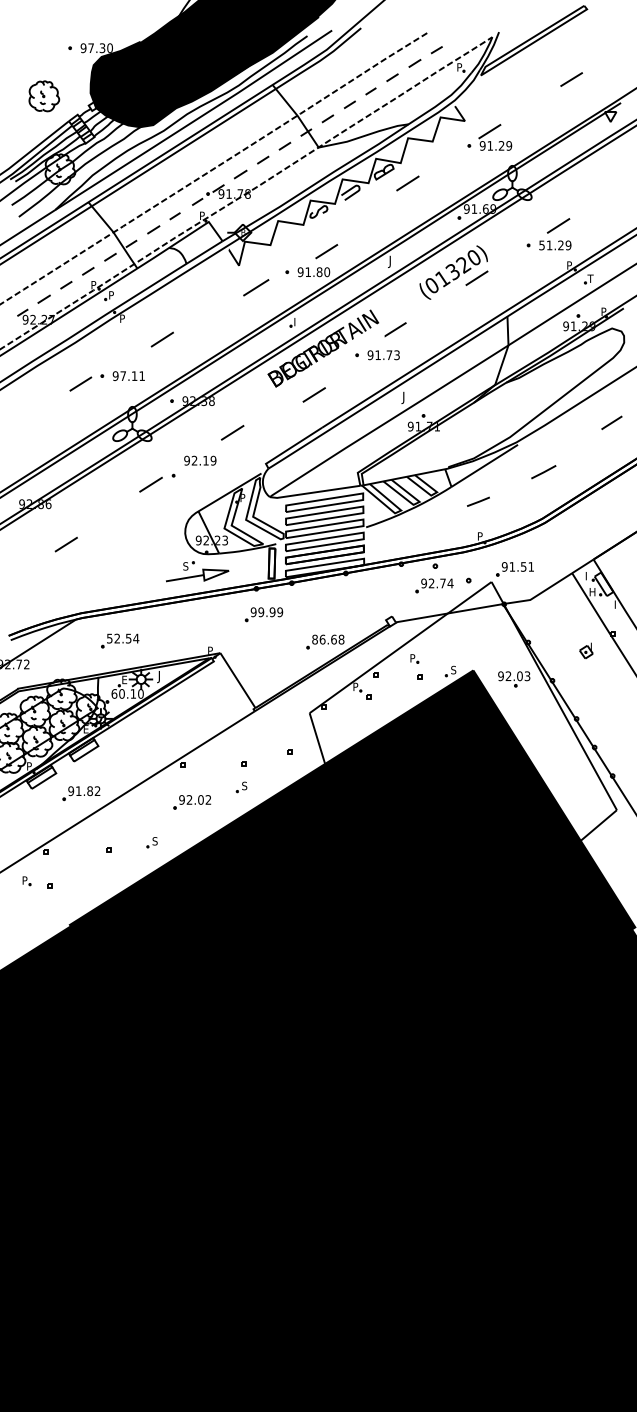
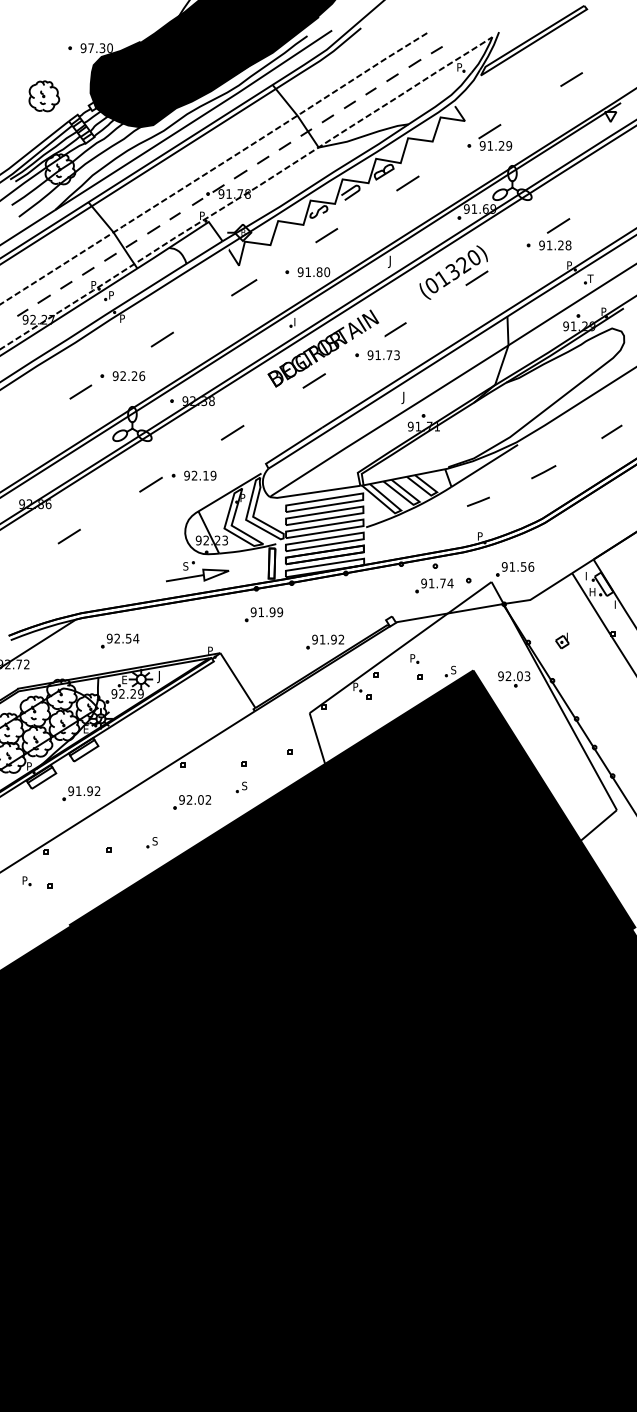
text: 51.29 -> 91.28 (555, 245)
line position: (326, 251) -> (326, 235) (326, 235)
line position: (256, 287) -> (244, 287) (244, 287)
text: 97.11 -> 92.26 (132, 376)
line position: (80, 383) -> (80, 391) (80, 391)
line position: (313, 394) -> (313, 380) (313, 380)
line position: (611, 422) -> (611, 431) (611, 431)
text position: (200, 460) -> (200, 475) (200, 475)
line position: (65, 544) -> (68, 536) (68, 536)
text: 91.51 -> 91.56 (531, 566)
text: 92.74 -> 91.74 (431, 583)
text: 99.99 -> 91.99 (261, 612)
text: 52.54 -> 92.54 (109, 638)
text: 86.68 -> 91.92 (328, 639)
part position: (586, 650) -> (562, 640) (562, 640)
text: 60.10 -> 92.29 (127, 693)
text: 91.82 -> 91.92 (89, 791)
